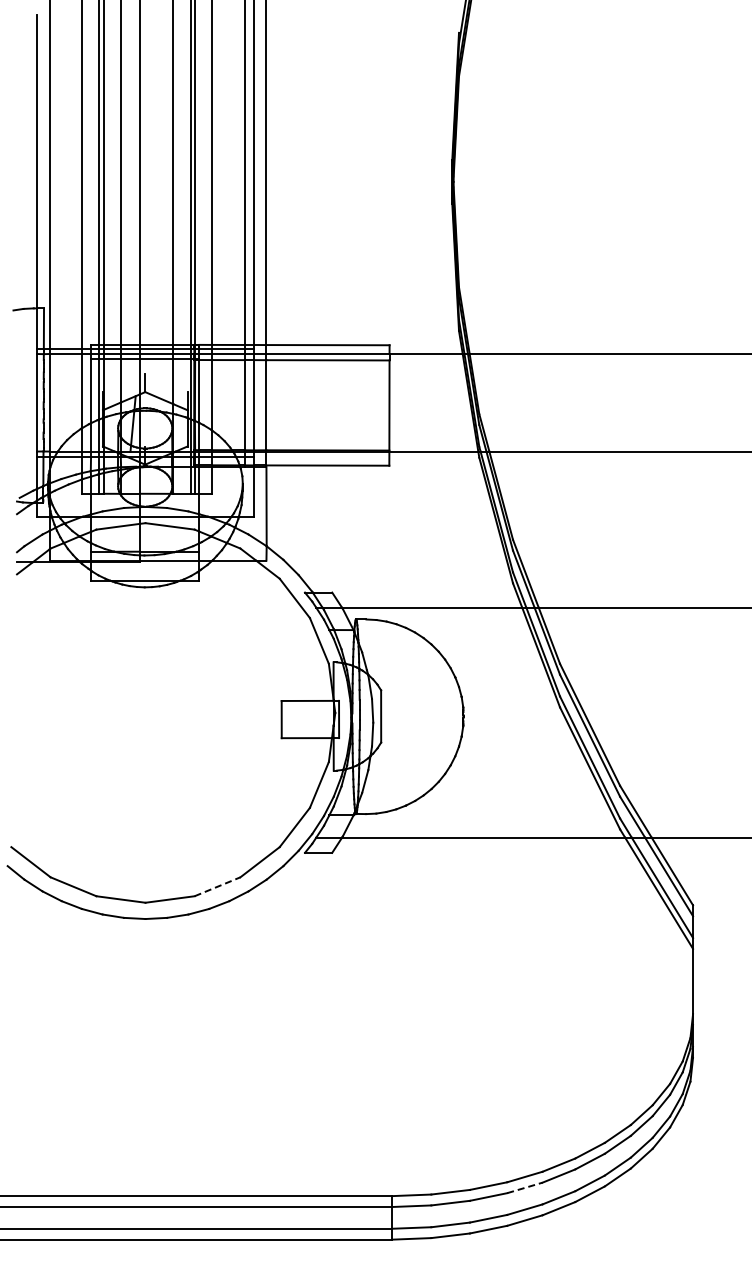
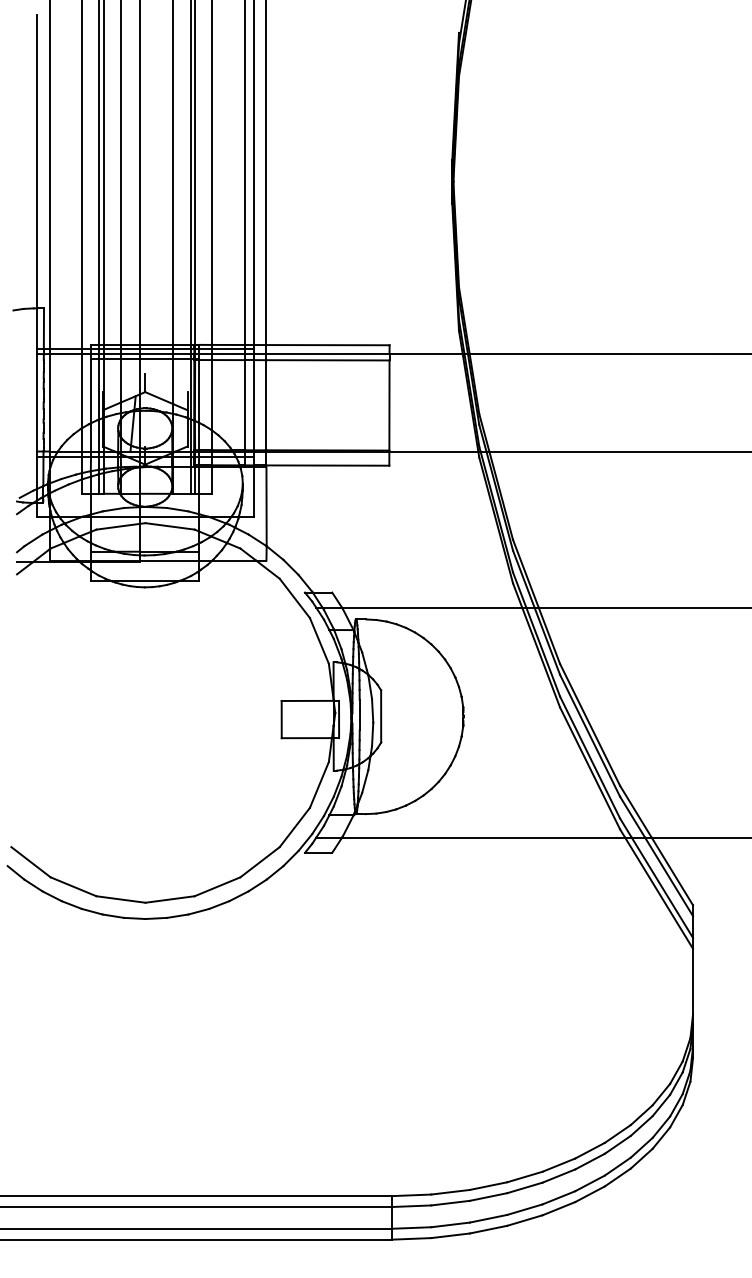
line: dashed -> solid (217, 886)
line: dashed -> solid (525, 1187)
